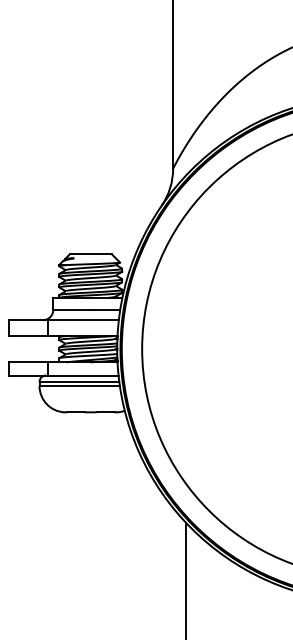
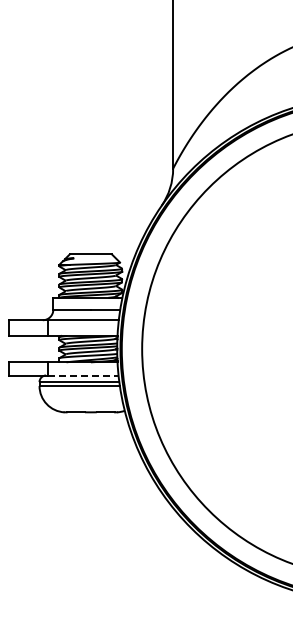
line: solid -> dashed (83, 375)
line: present -> none (186, 579)
